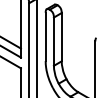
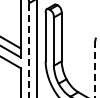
line: solid -> dashed (29, 50)
line: solid -> dashed (95, 69)
